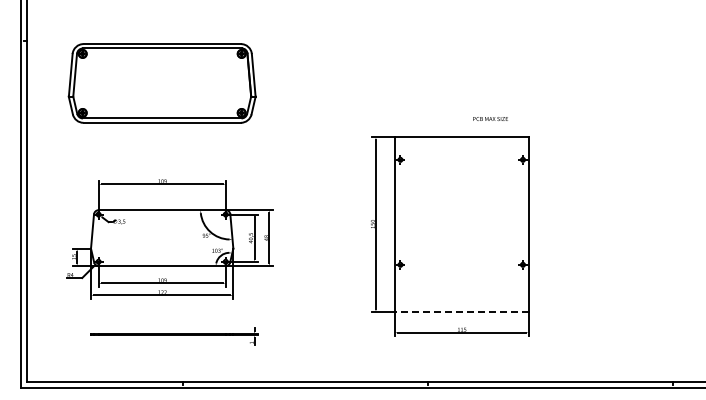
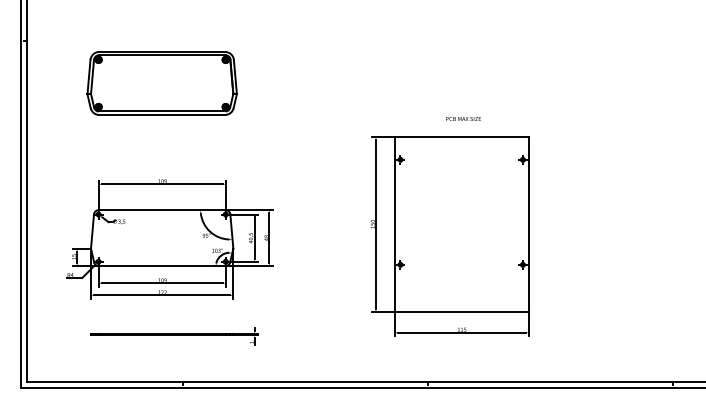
part size: 190x81 px -> 152x65 px (161, 83)
text position: (490, 118) -> (463, 118) (463, 118)
line: dashed -> solid (461, 312)
